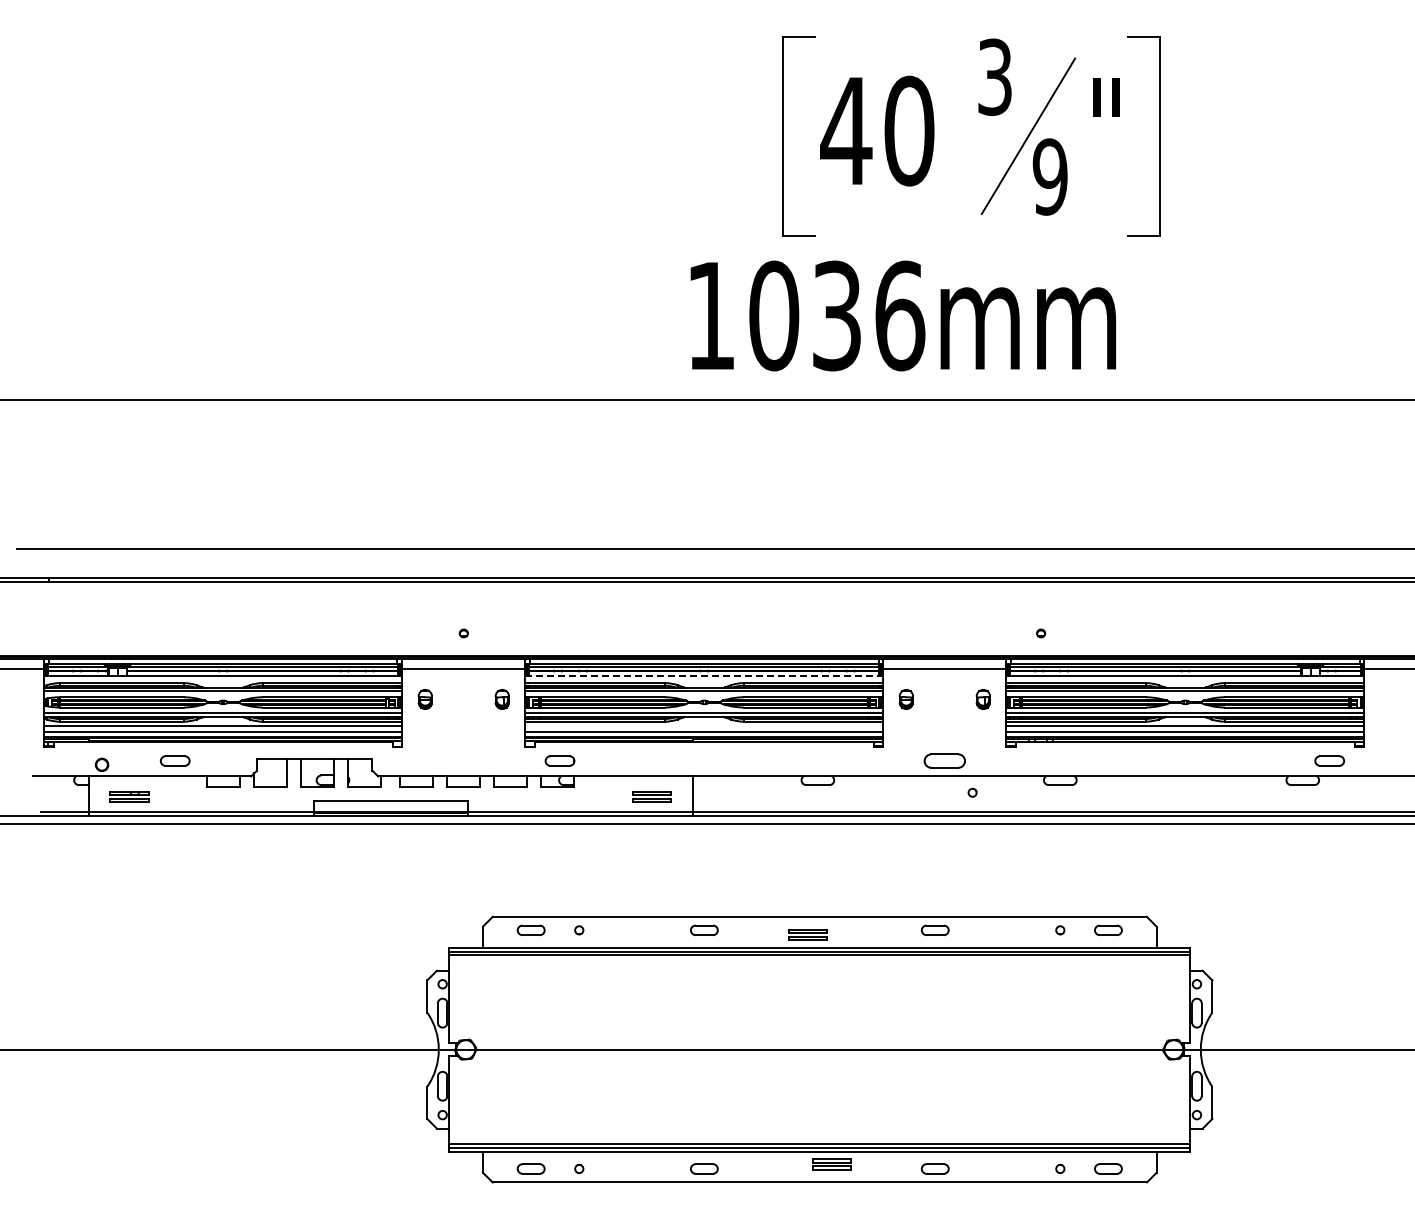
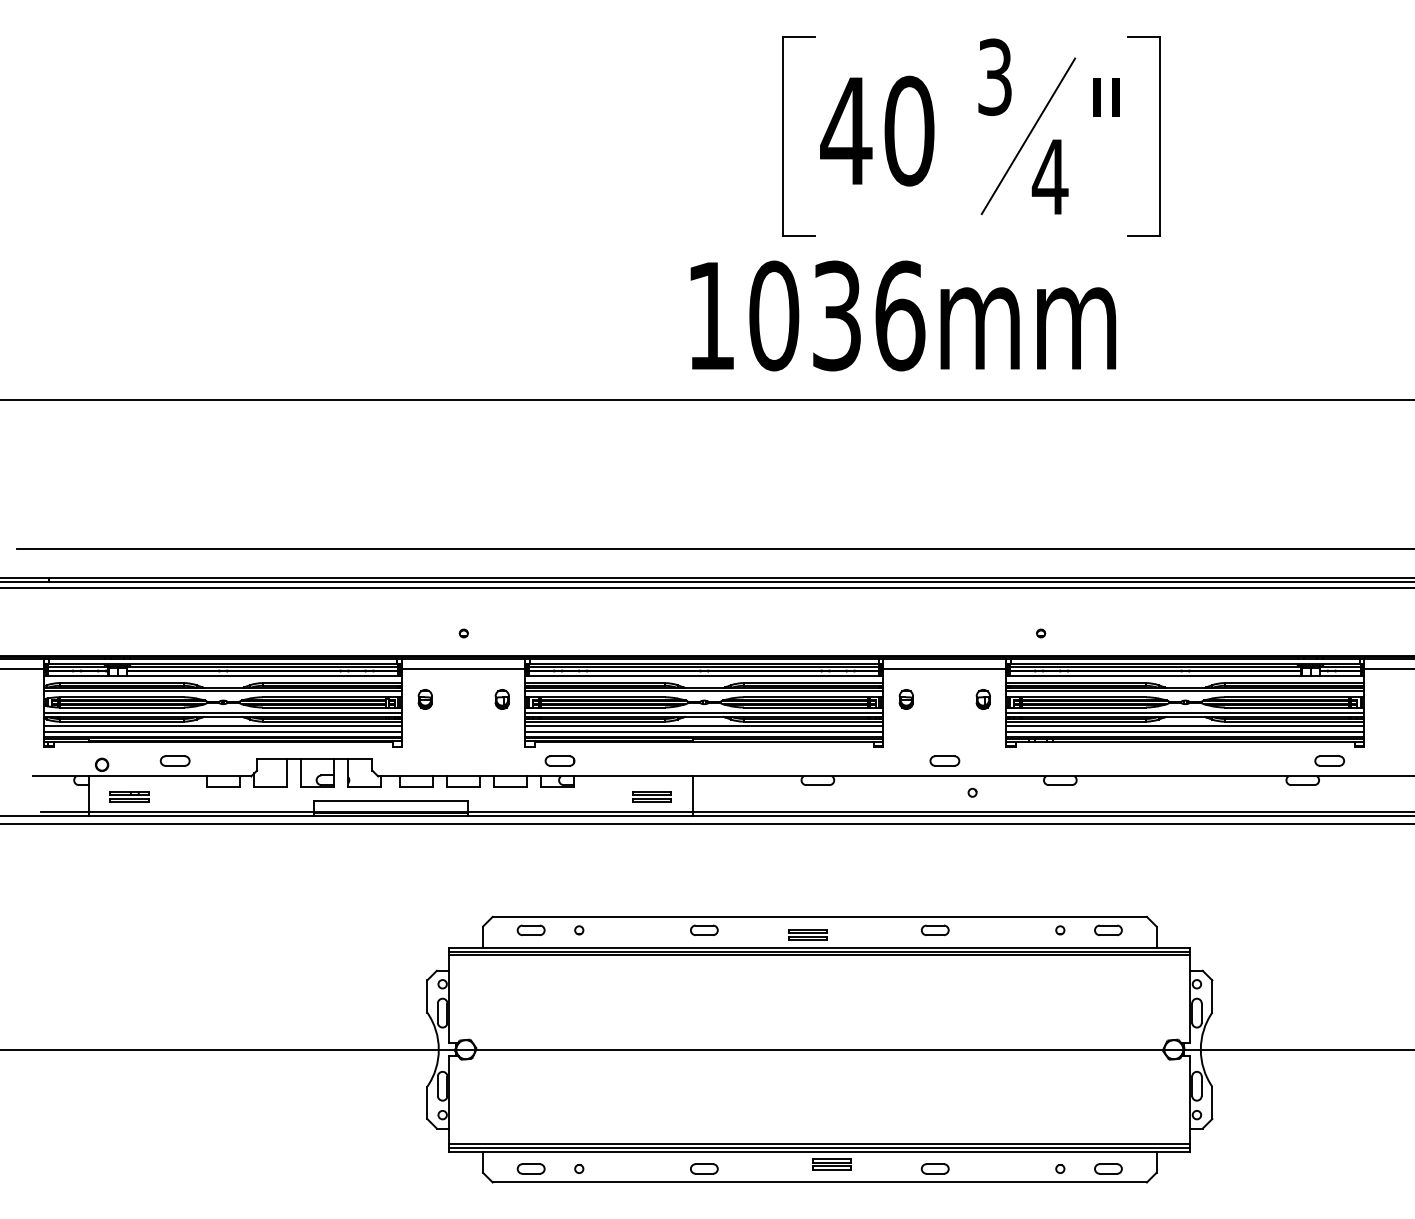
text: 9 -> 4 (1049, 176)
line: none -> present (706, 587)
line: dashed -> solid (704, 676)
line: none -> present (704, 726)
part size: 43x16 px -> 32x12 px (944, 760)
